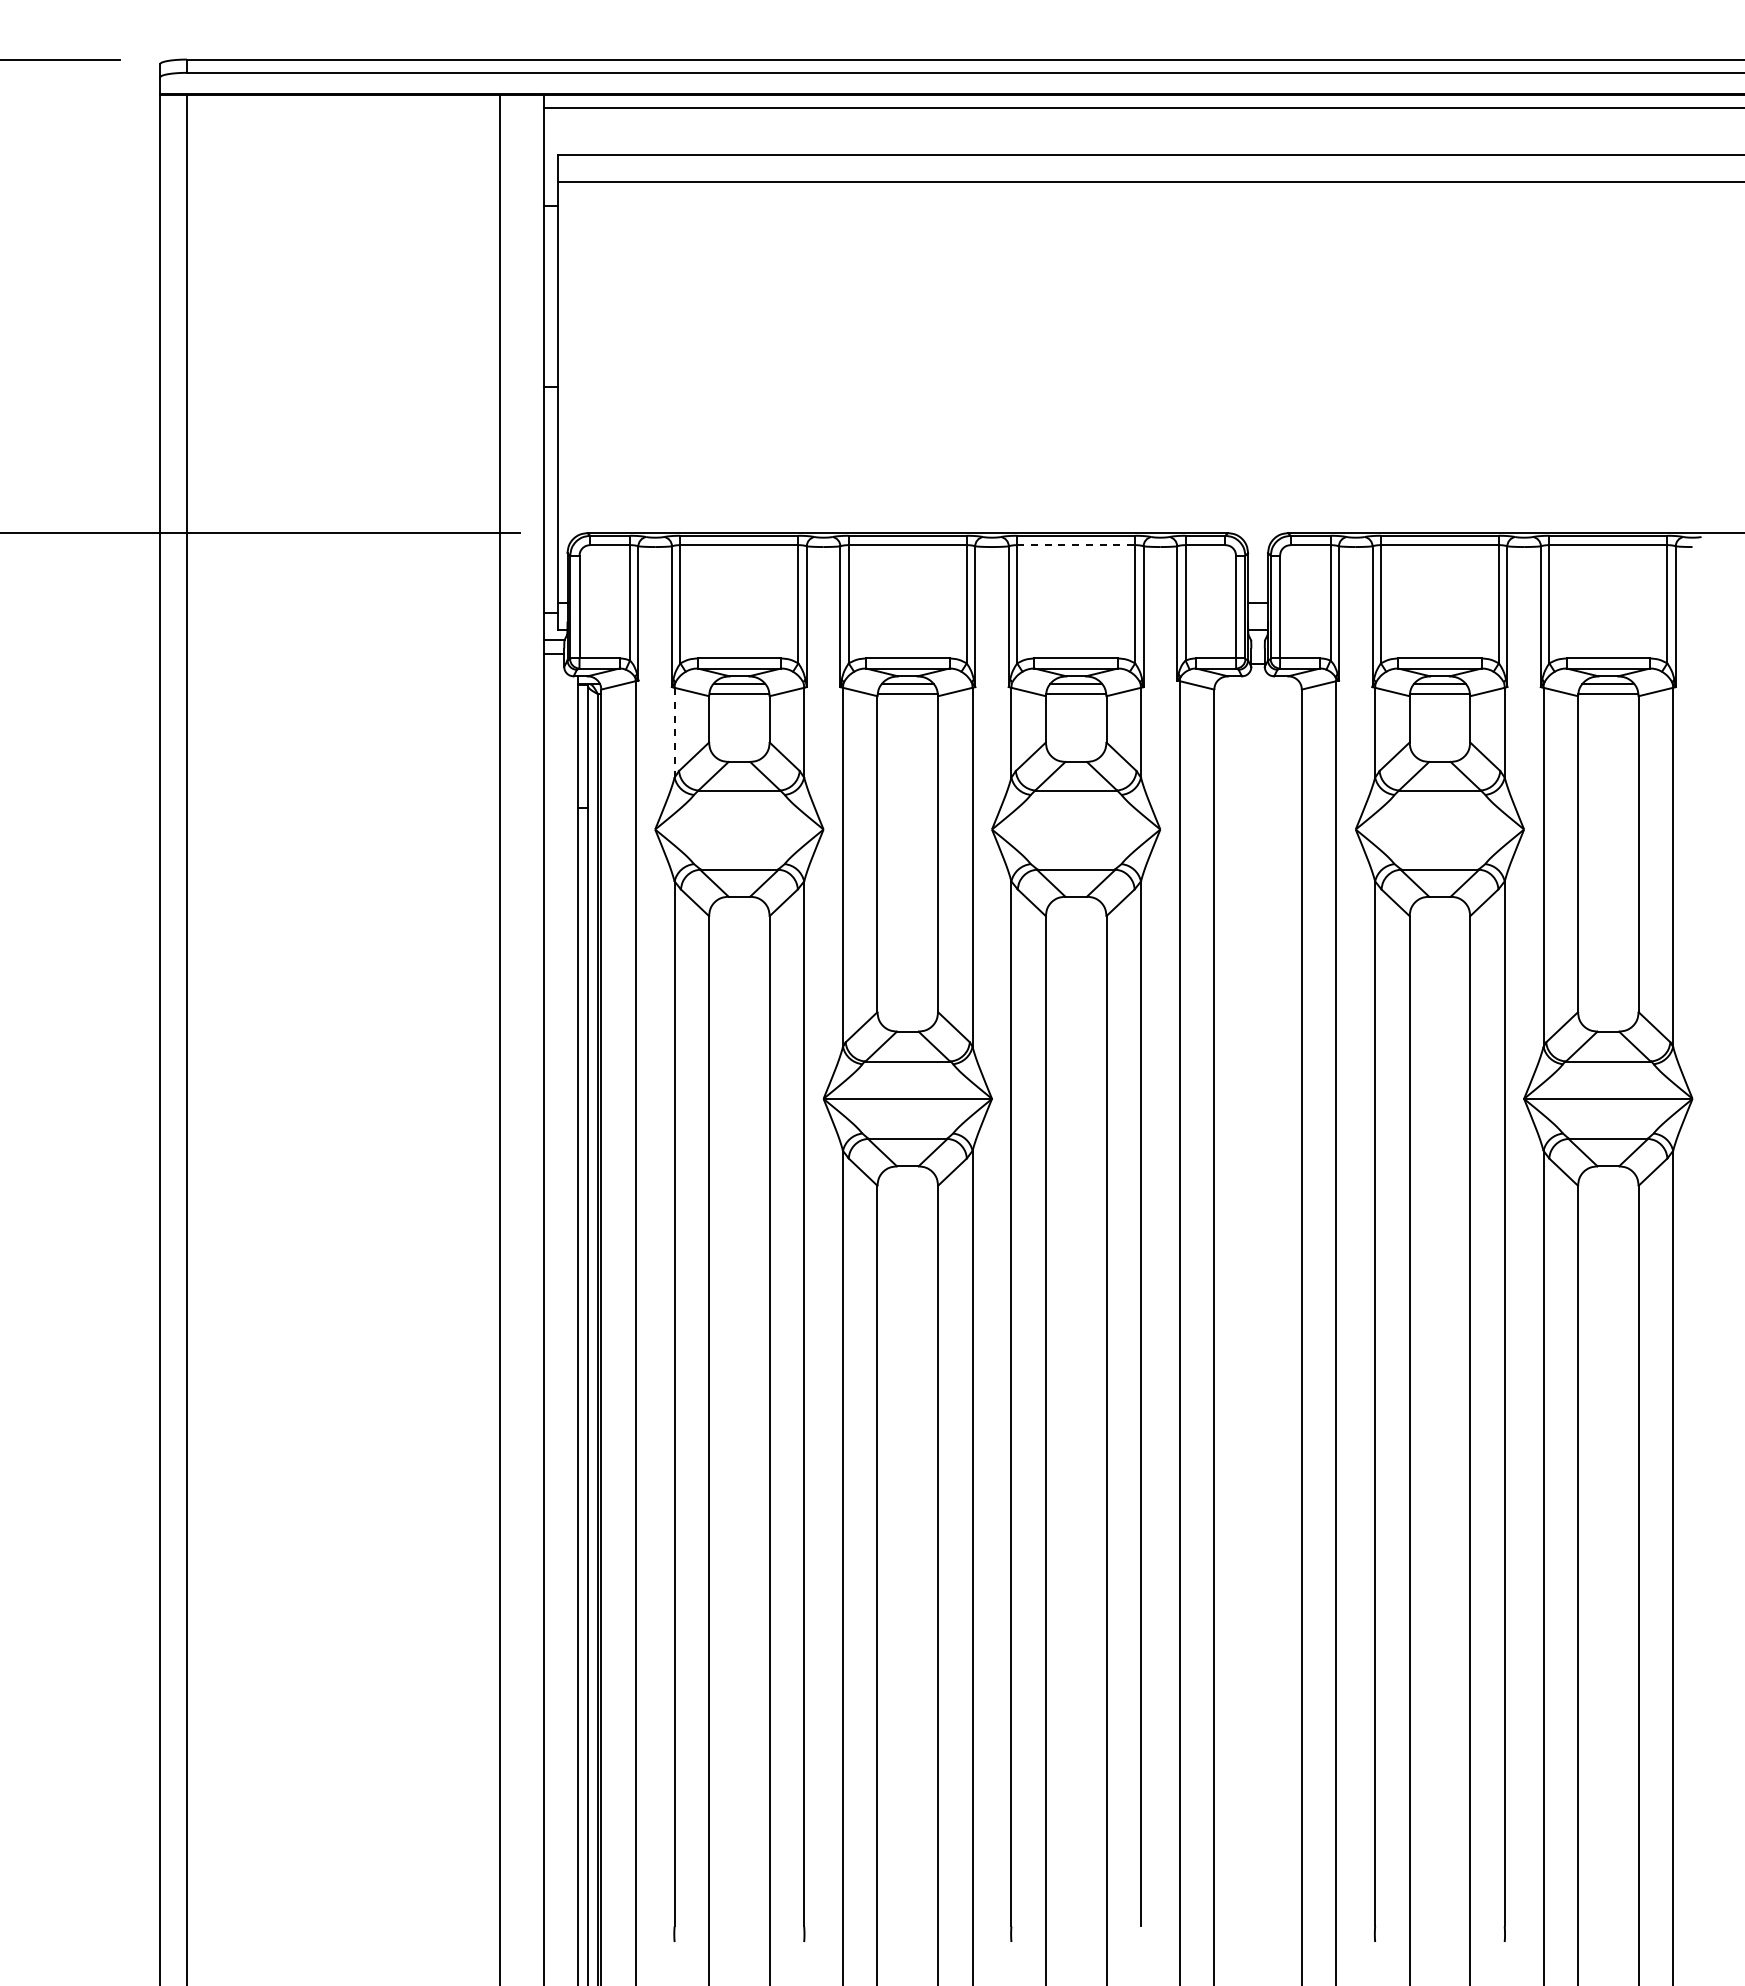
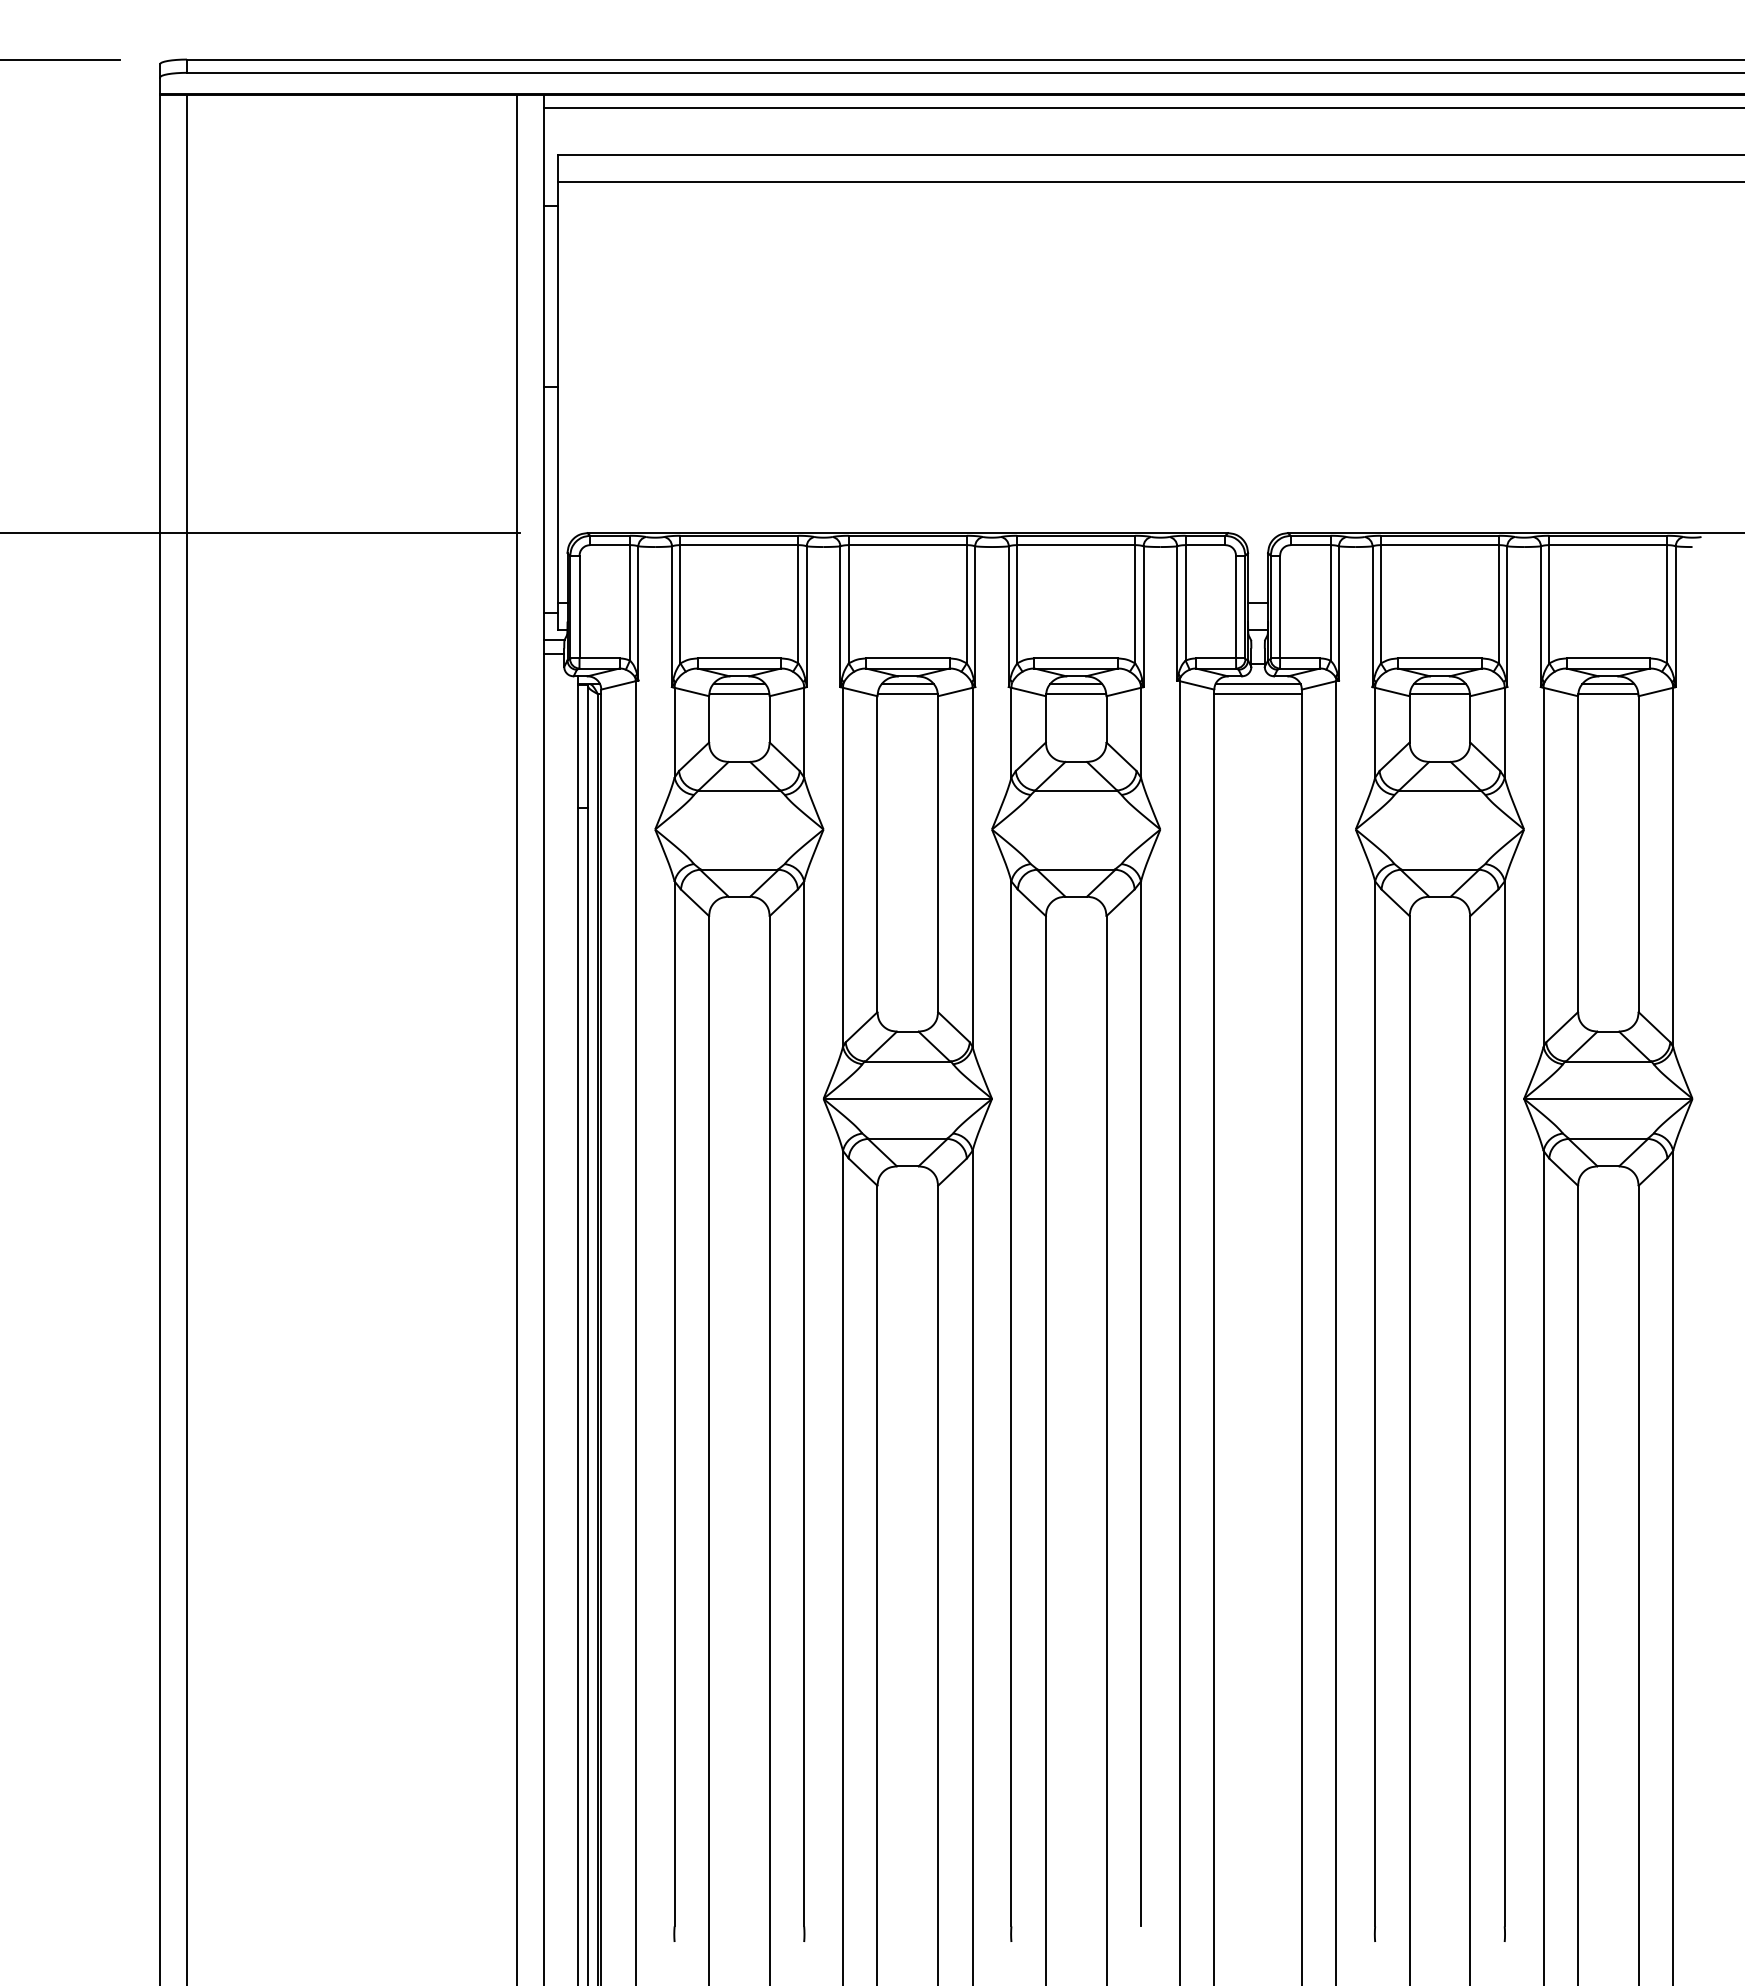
line: dashed -> solid (1076, 545)
line: none -> present (1257, 684)
line: none -> present (1257, 694)
line: dashed -> solid (674, 732)
line position: (500, 1038) -> (517, 1038) (517, 1038)
